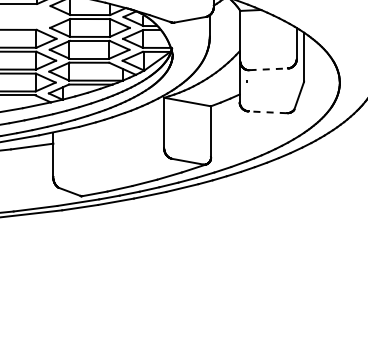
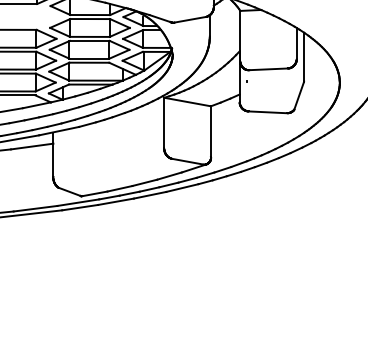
line: dashed -> solid (269, 69)
line: dashed -> solid (267, 112)
